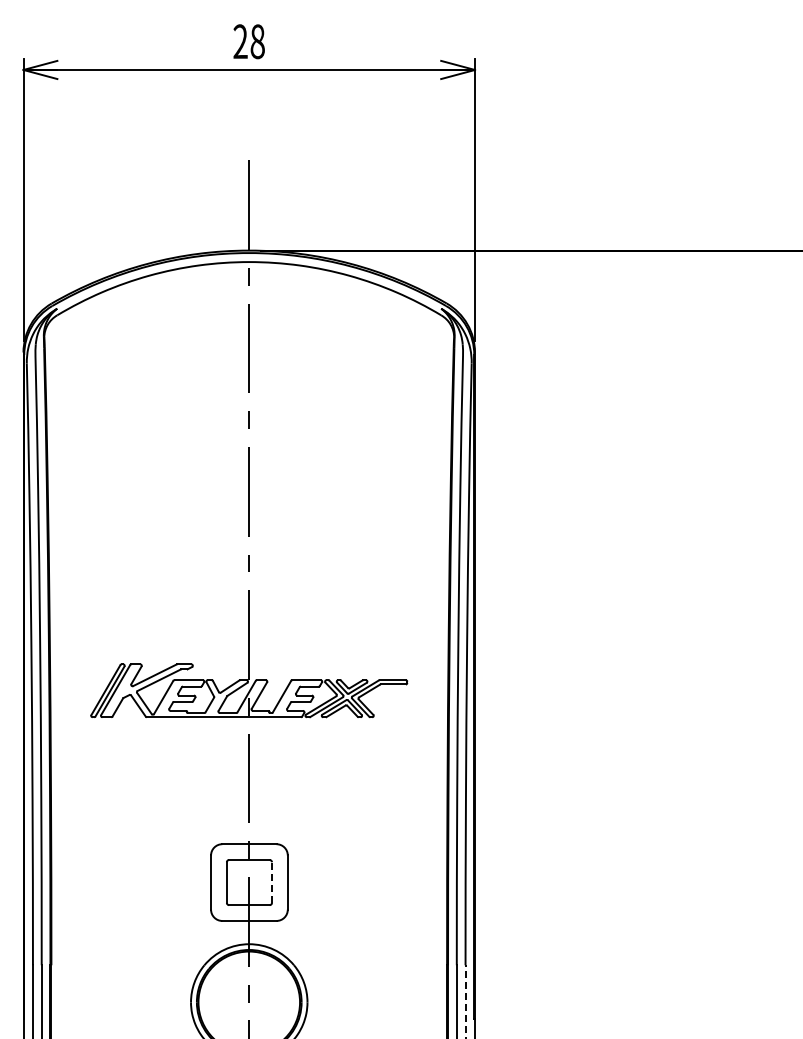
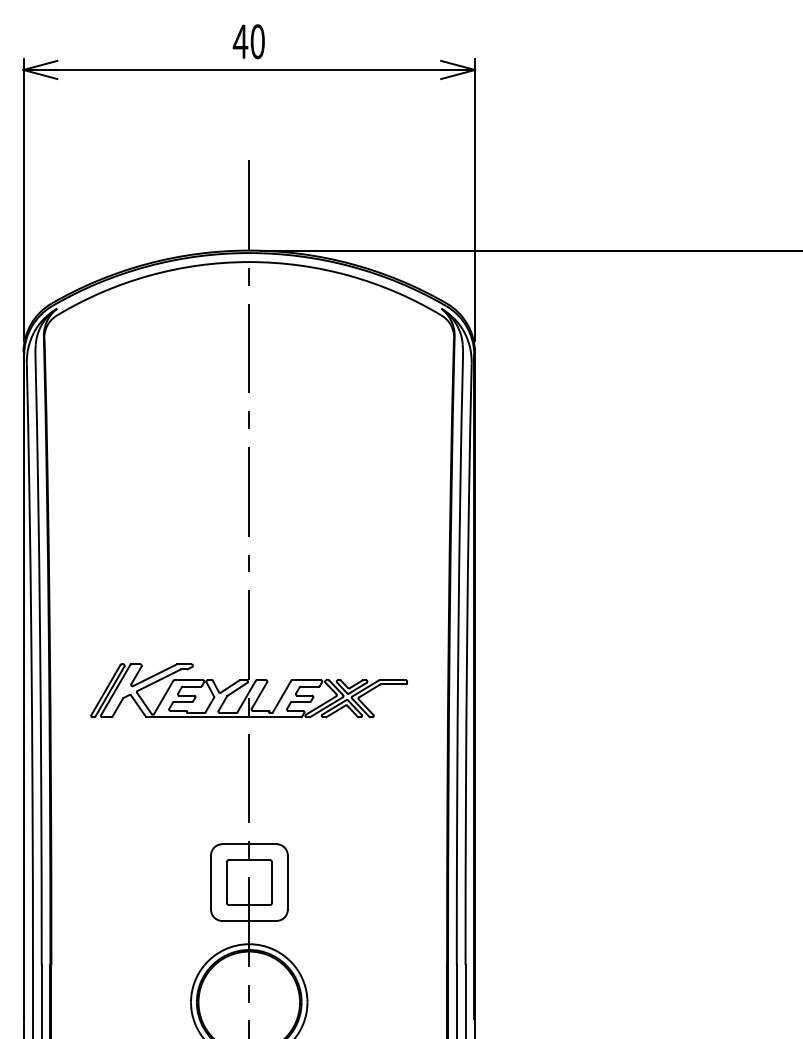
text: 28 -> 40 (248, 41)
line: dashed -> solid (272, 882)
line: dashed -> solid (465, 1001)
